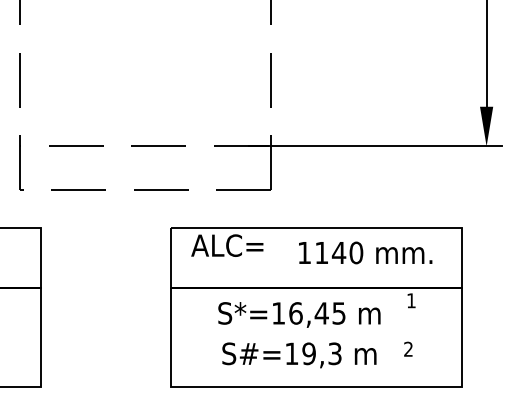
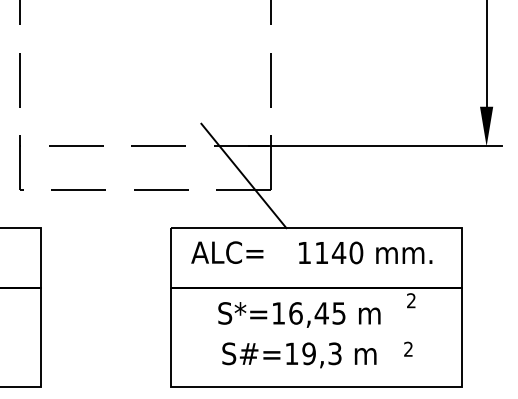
line: none -> present (243, 175)
text position: (227, 245) -> (227, 252) (227, 252)
text: 1 -> 2 (411, 300)
